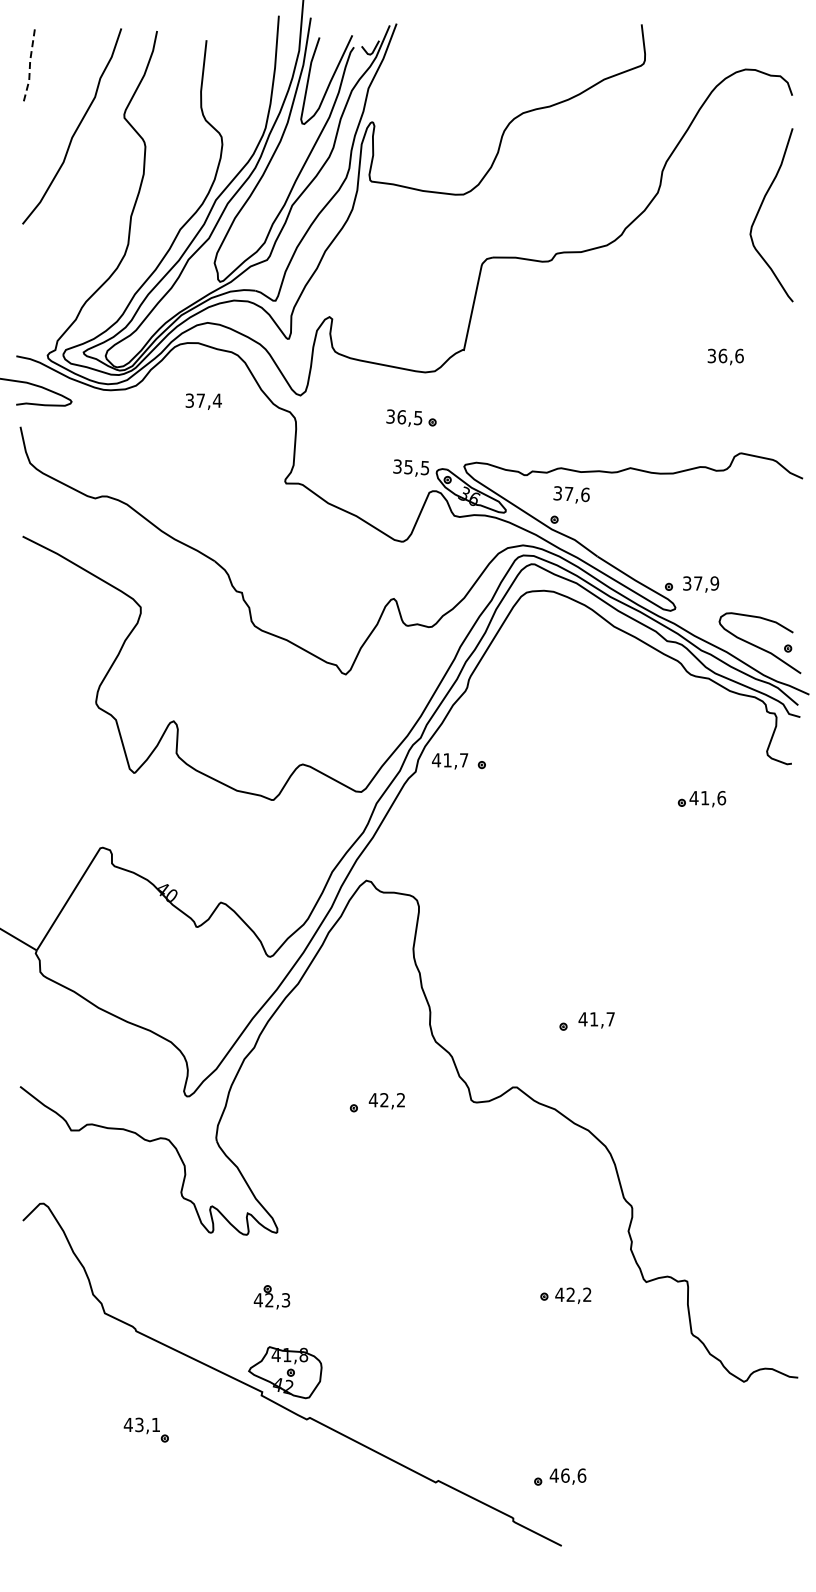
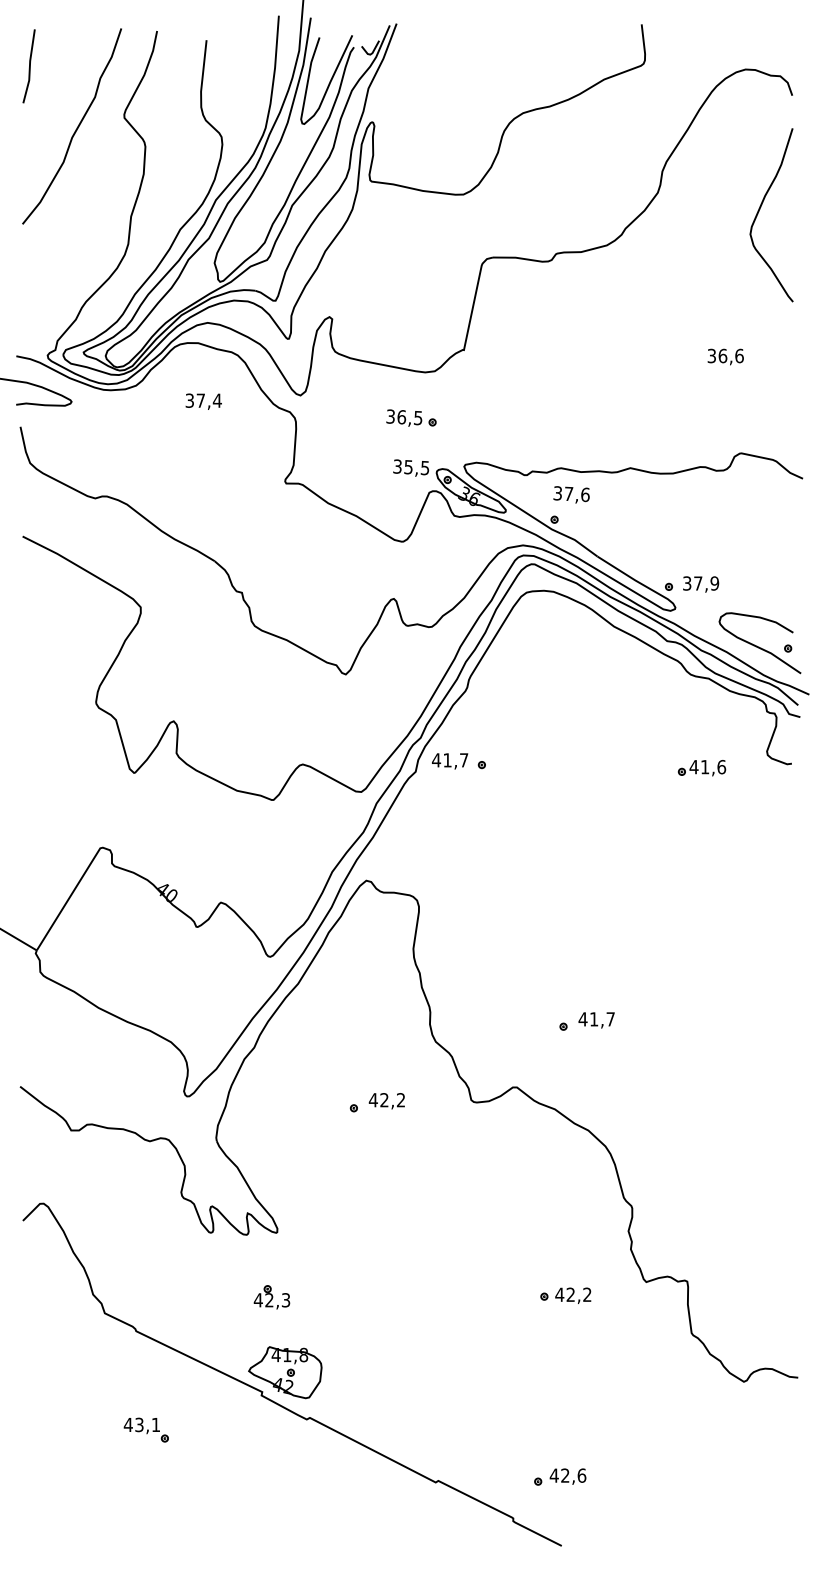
line: dashed -> solid (29, 66)
part position: (701, 799) -> (701, 768) (701, 768)
text: 46,6 -> 42,6 (565, 1475)
